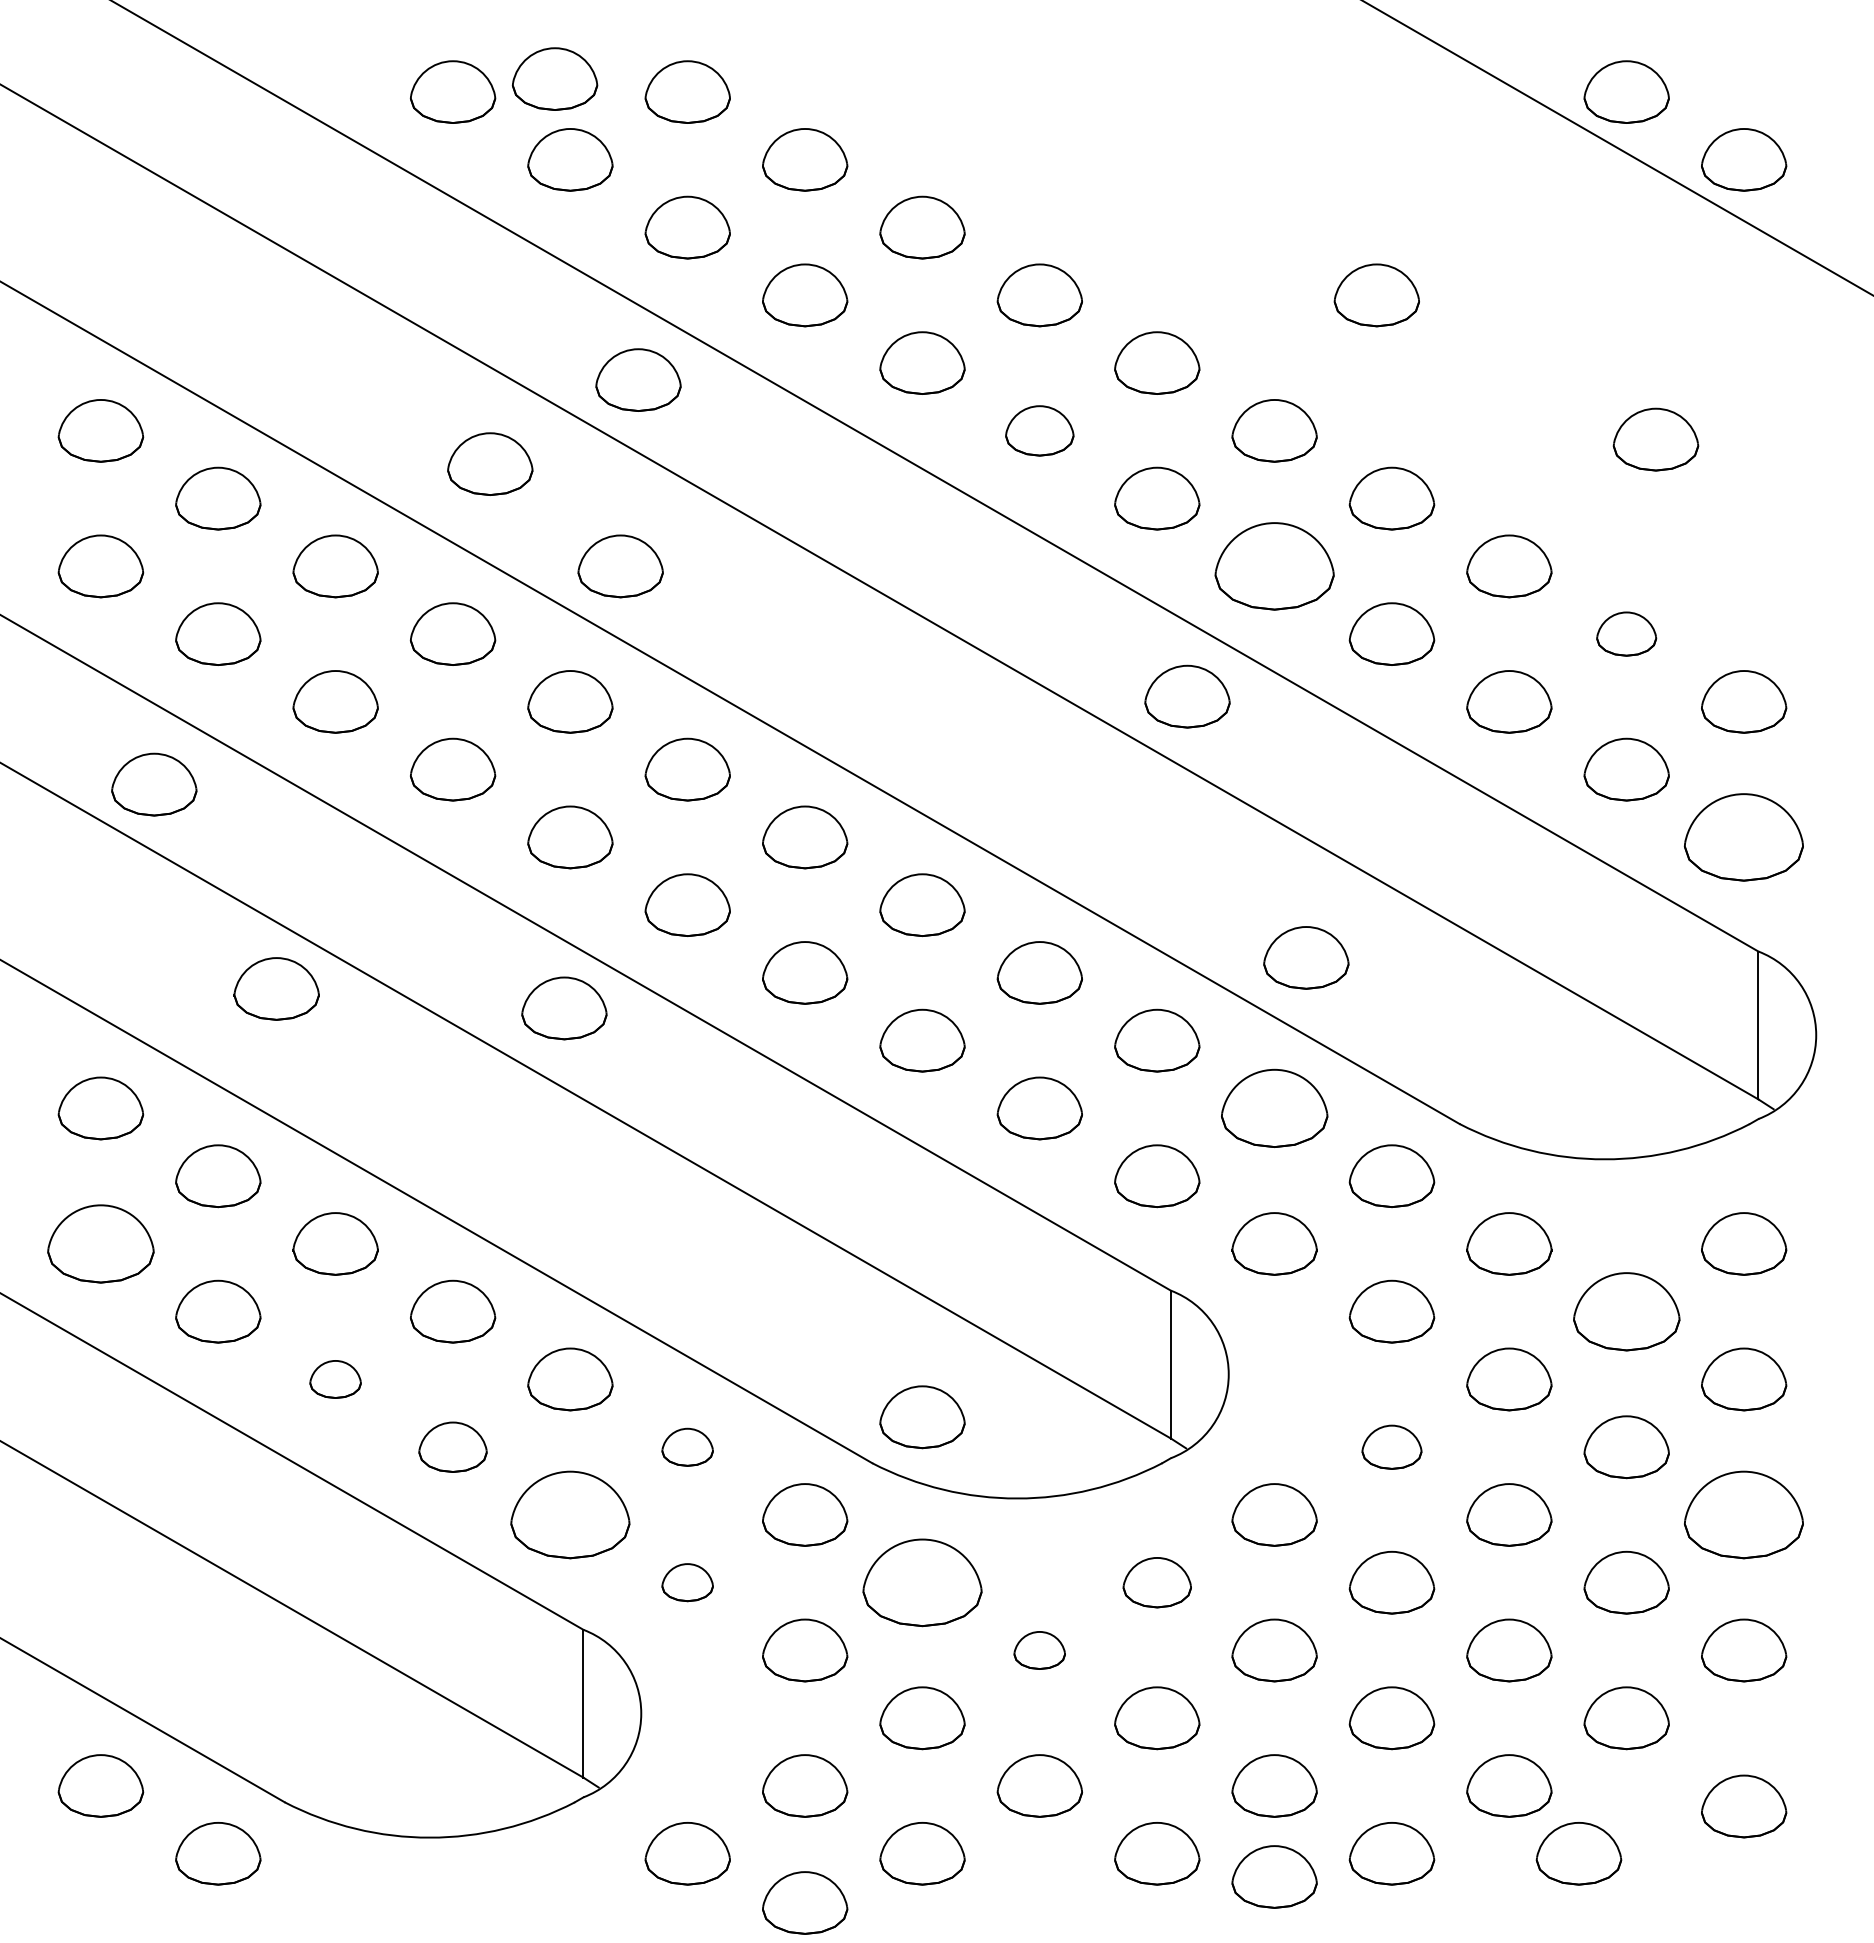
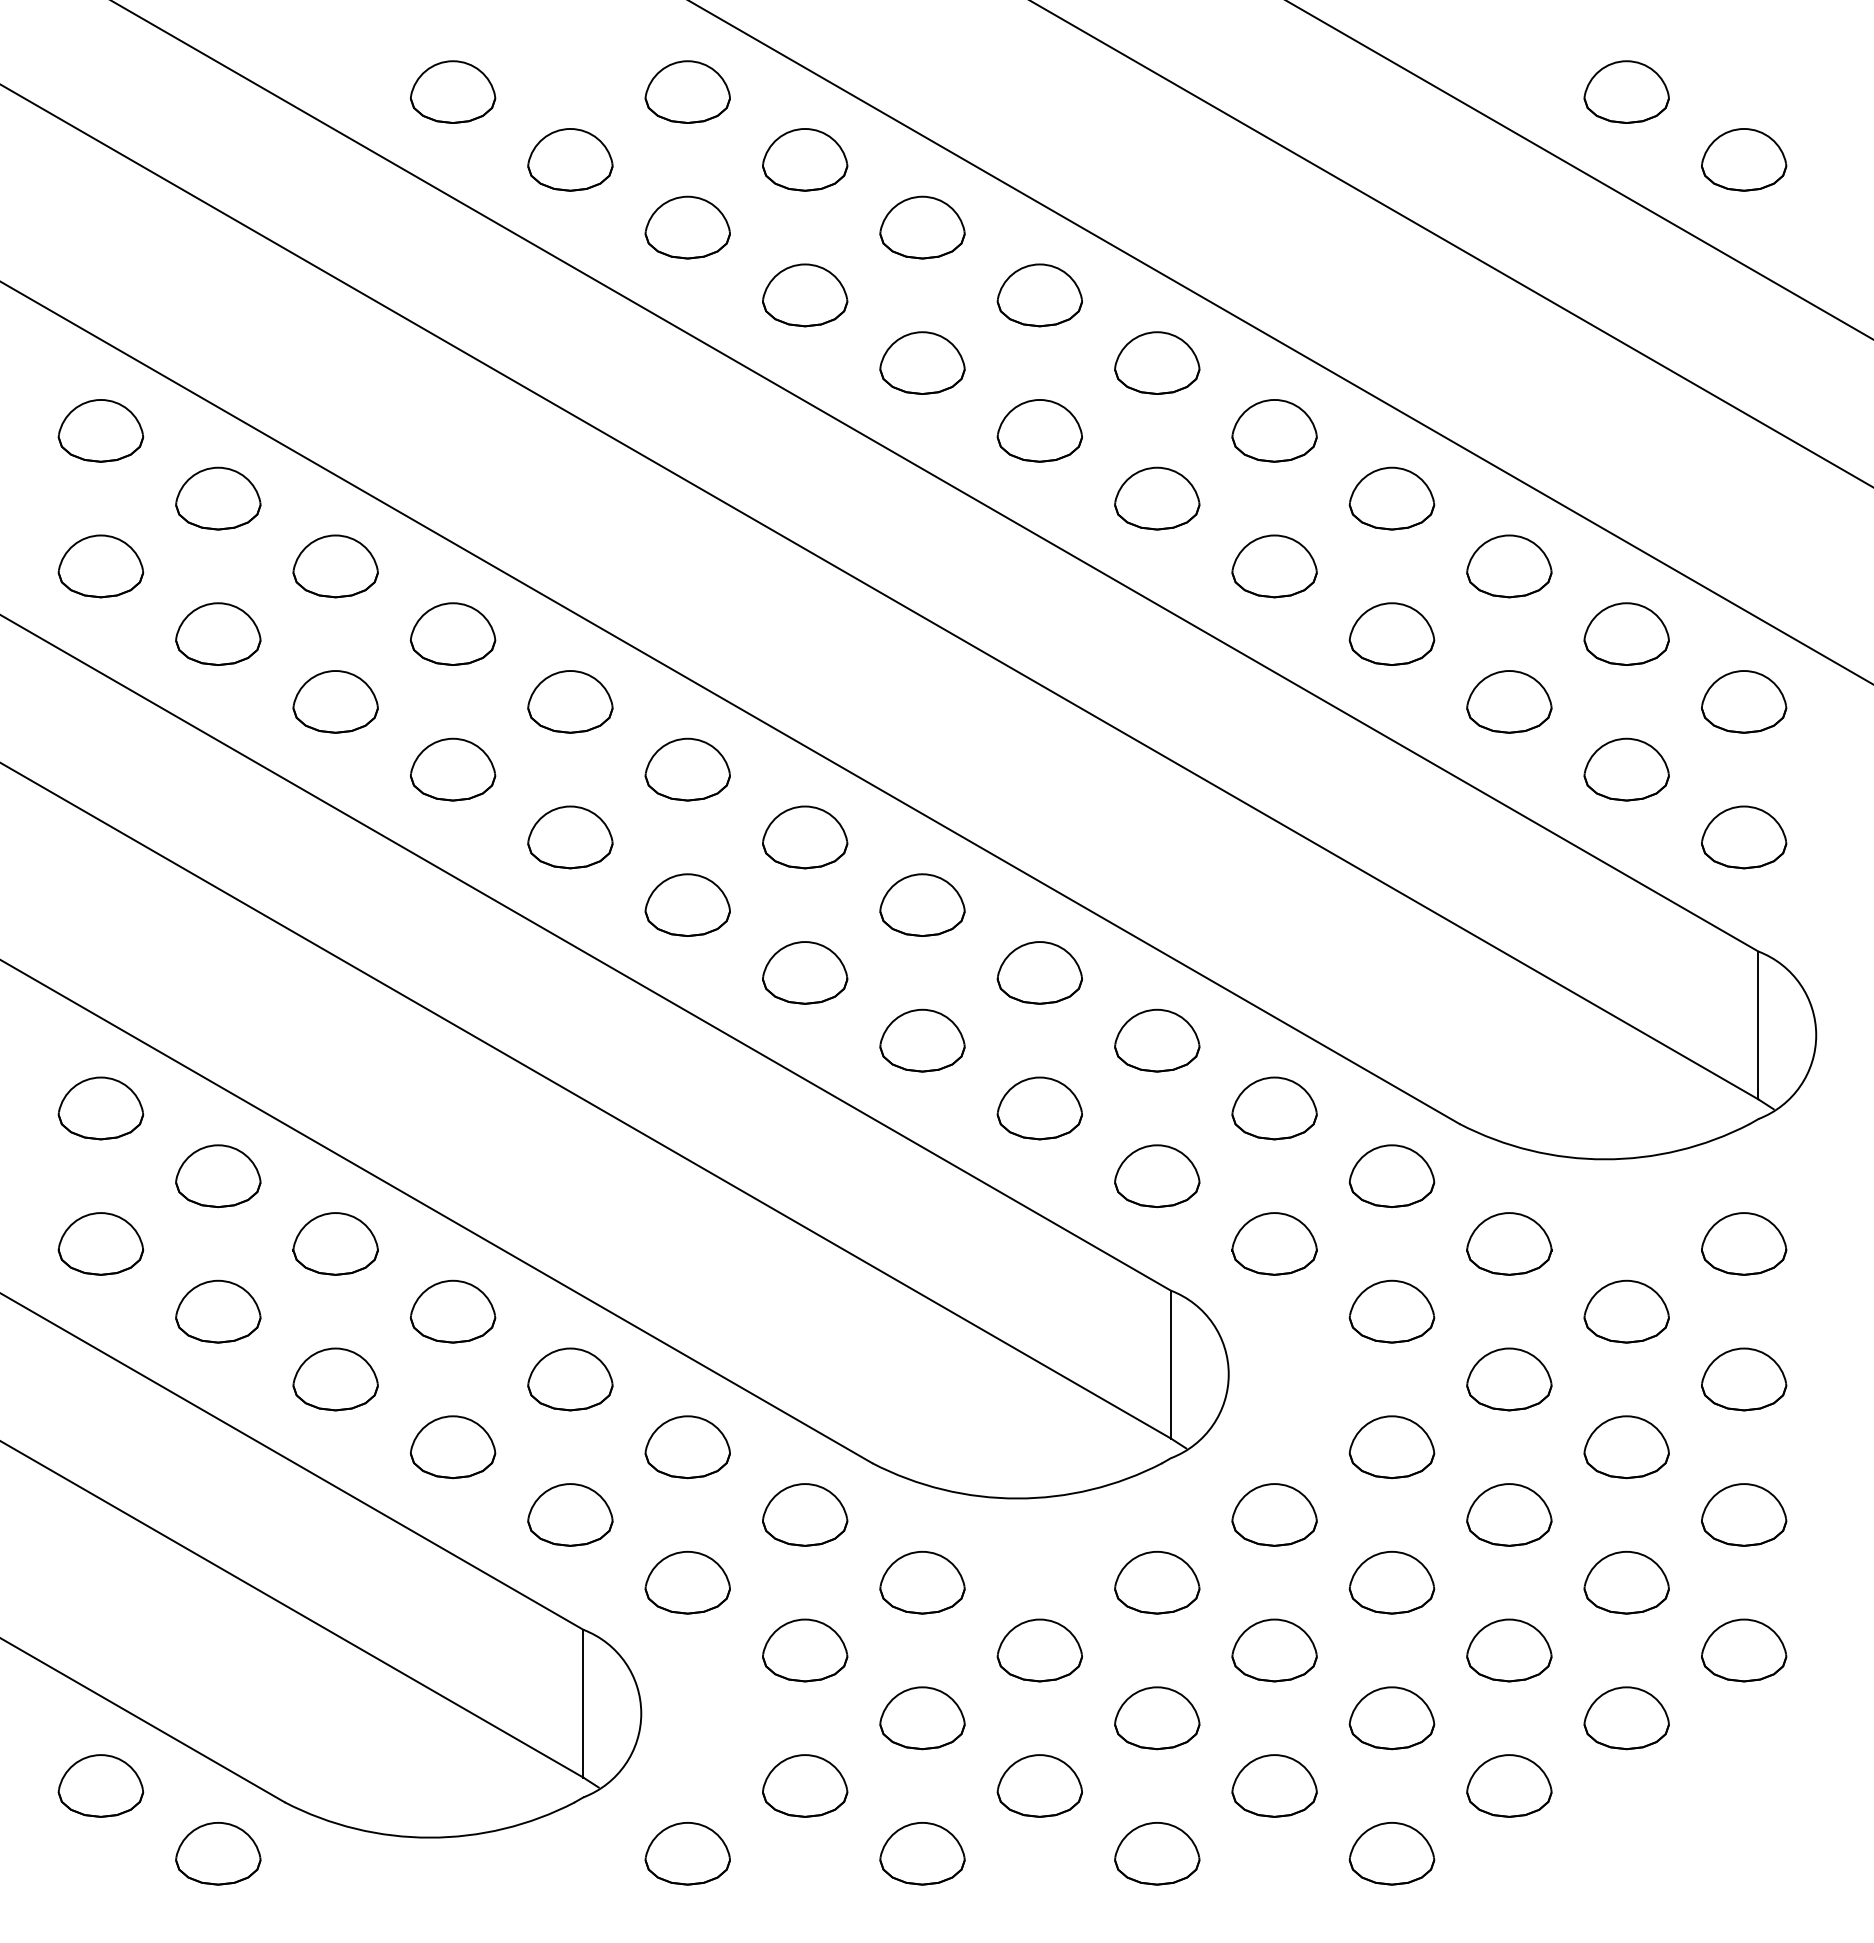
part: present -> none (554, 78)
line position: (1617, 147) -> (1579, 169) (1579, 169)
line: none -> present (1451, 243)
part: present -> none (1376, 295)
line: none -> present (1280, 342)
part: present -> none (638, 379)
part size: 70x52 px -> 87x64 px (1039, 430)
part: present -> none (1655, 439)
part: present -> none (490, 463)
part: present -> none (620, 566)
part size: 121x89 px -> 87x65 px (1274, 566)
part size: 62x46 px -> 87x64 px (1626, 633)
part: present -> none (1187, 696)
part: present -> none (154, 784)
part size: 121x89 px -> 87x65 px (1744, 837)
part: present -> none (1306, 957)
part: present -> none (276, 988)
part: present -> none (564, 1008)
part size: 108x80 px -> 87x65 px (1274, 1108)
part size: 108x80 px -> 88x64 px (100, 1243)
part size: 108x80 px -> 87x65 px (1626, 1311)
part size: 53x39 px -> 87x65 px (335, 1379)
part: present -> none (922, 1417)
part size: 70x52 px -> 88x65 px (452, 1447)
part size: 53x40 px -> 87x65 px (687, 1447)
part size: 62x46 px -> 88x65 px (1391, 1447)
part size: 121x90 px -> 87x64 px (570, 1514)
part size: 120x90 px -> 87x64 px (1744, 1514)
part size: 53x40 px -> 87x65 px (687, 1582)
part size: 121x90 px -> 87x65 px (922, 1582)
part size: 70x52 px -> 87x65 px (1157, 1582)
part size: 53x39 px -> 87x65 px (1039, 1650)
part: present -> none (1744, 1806)
part: present -> none (1578, 1853)
part: present -> none (1274, 1876)
part: present -> none (805, 1902)
